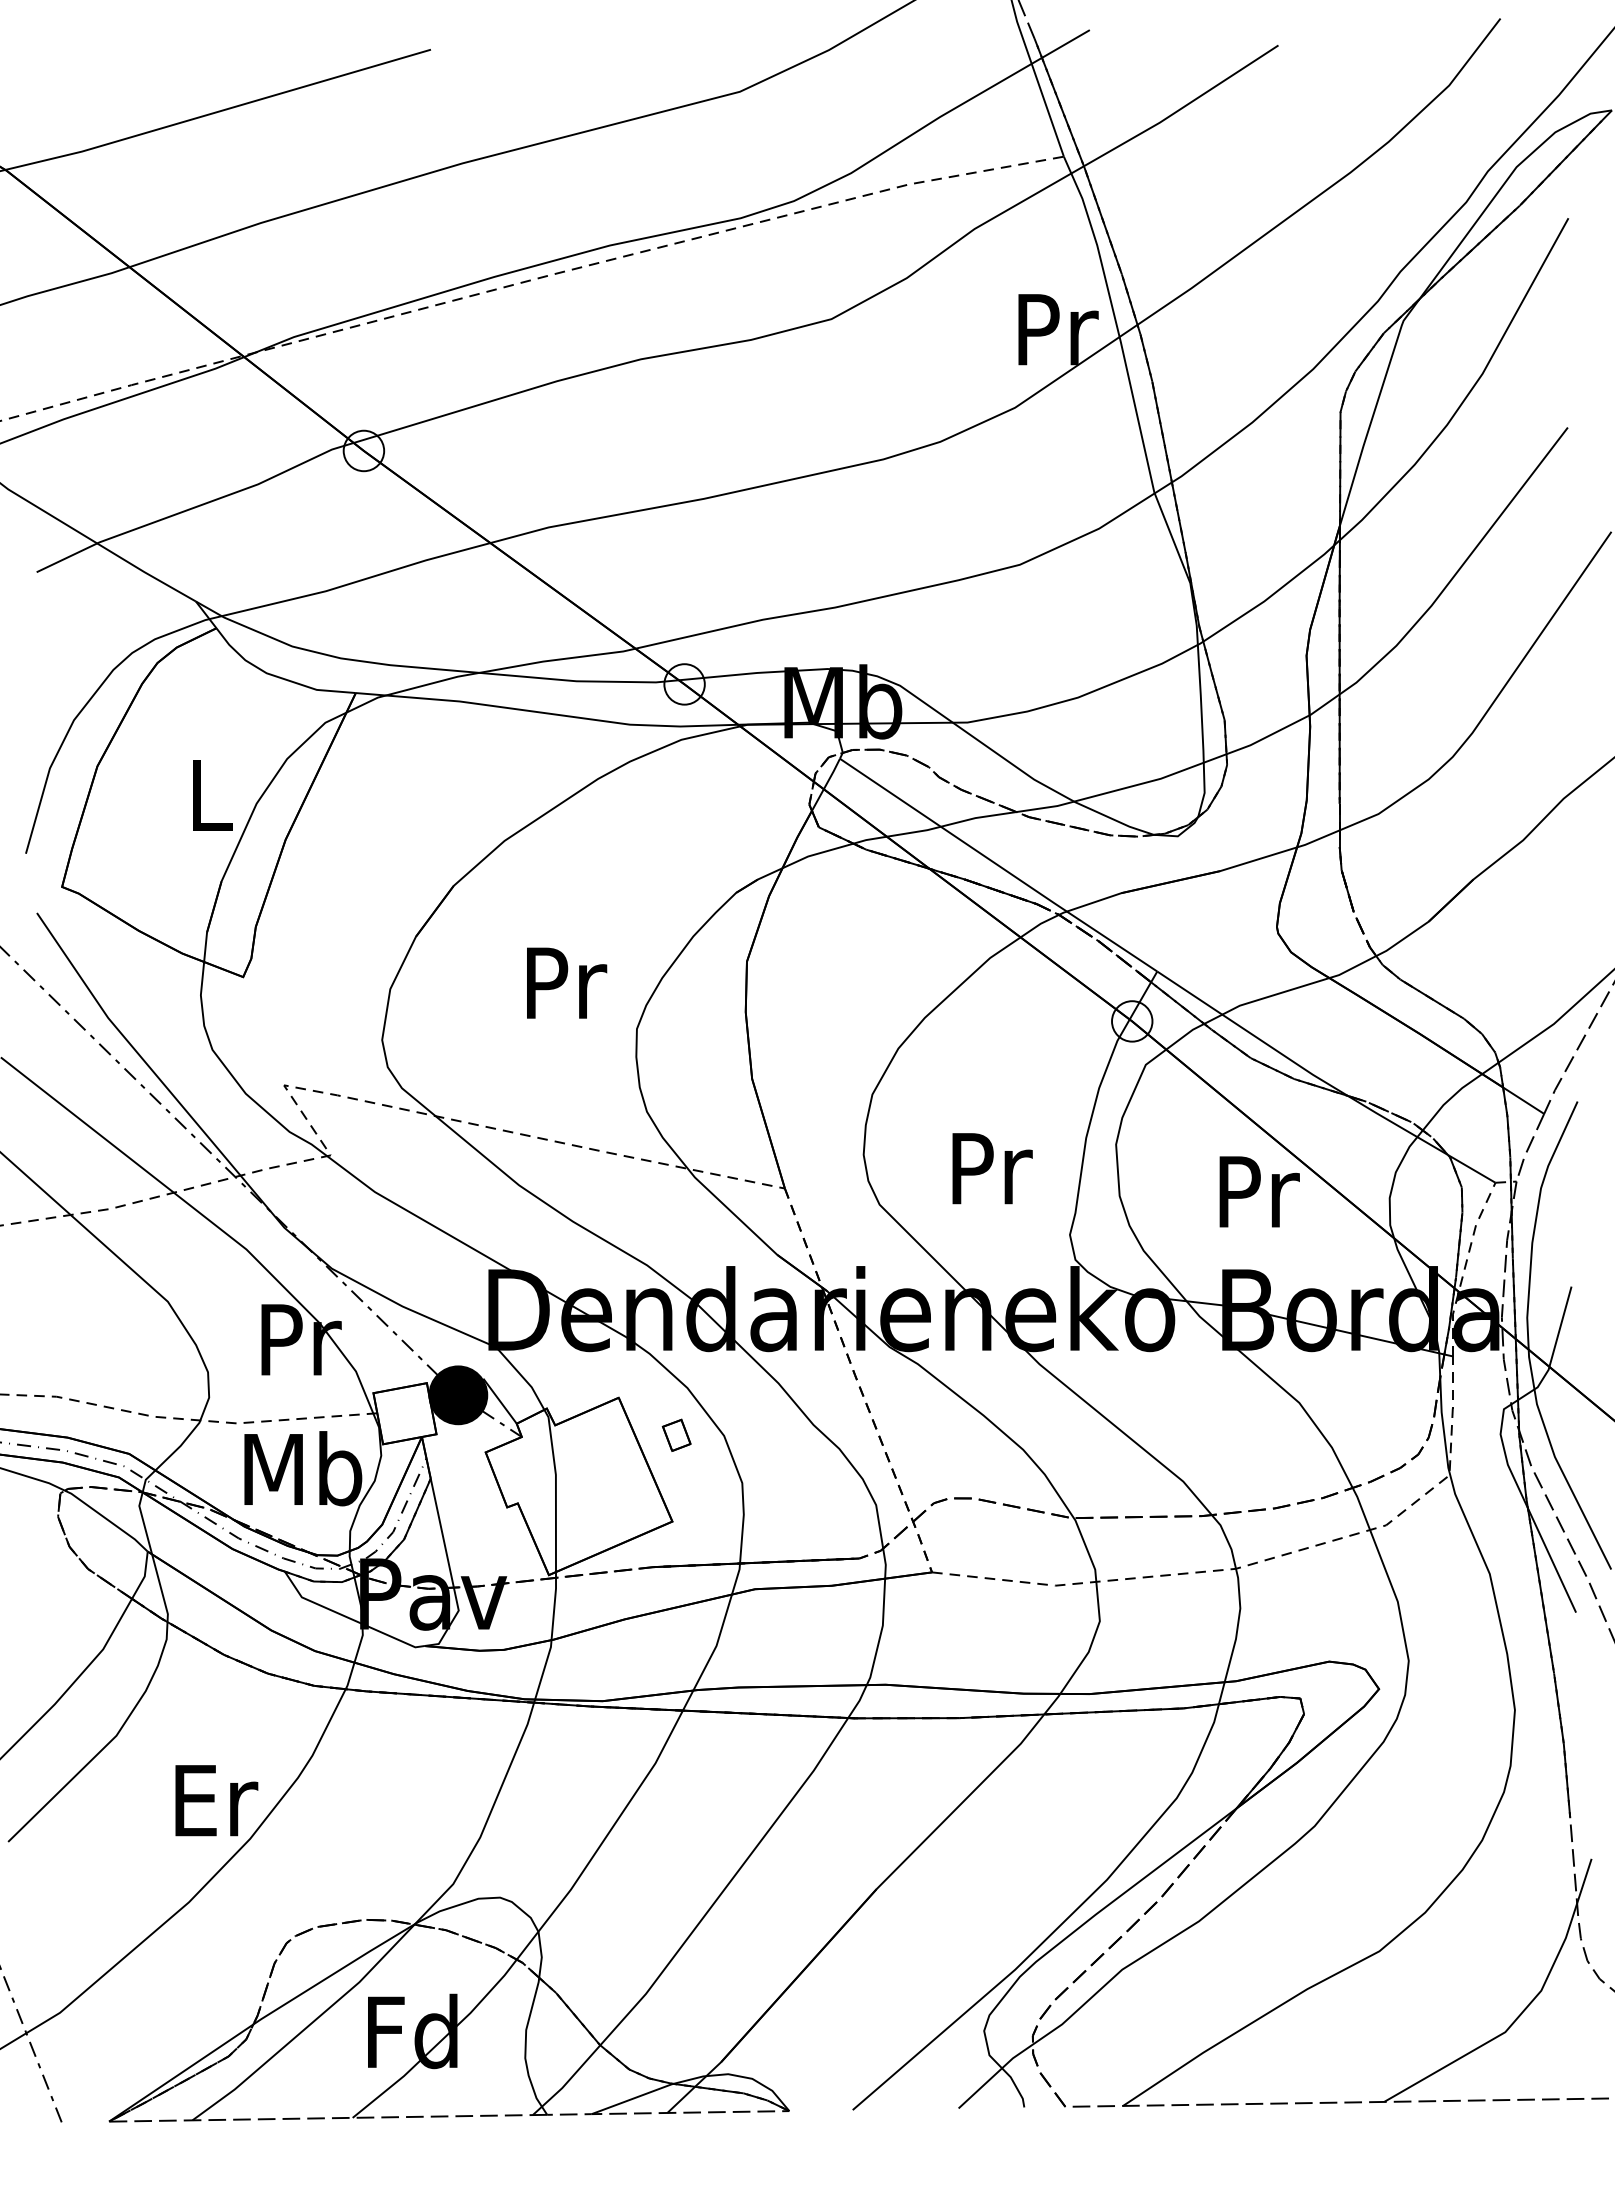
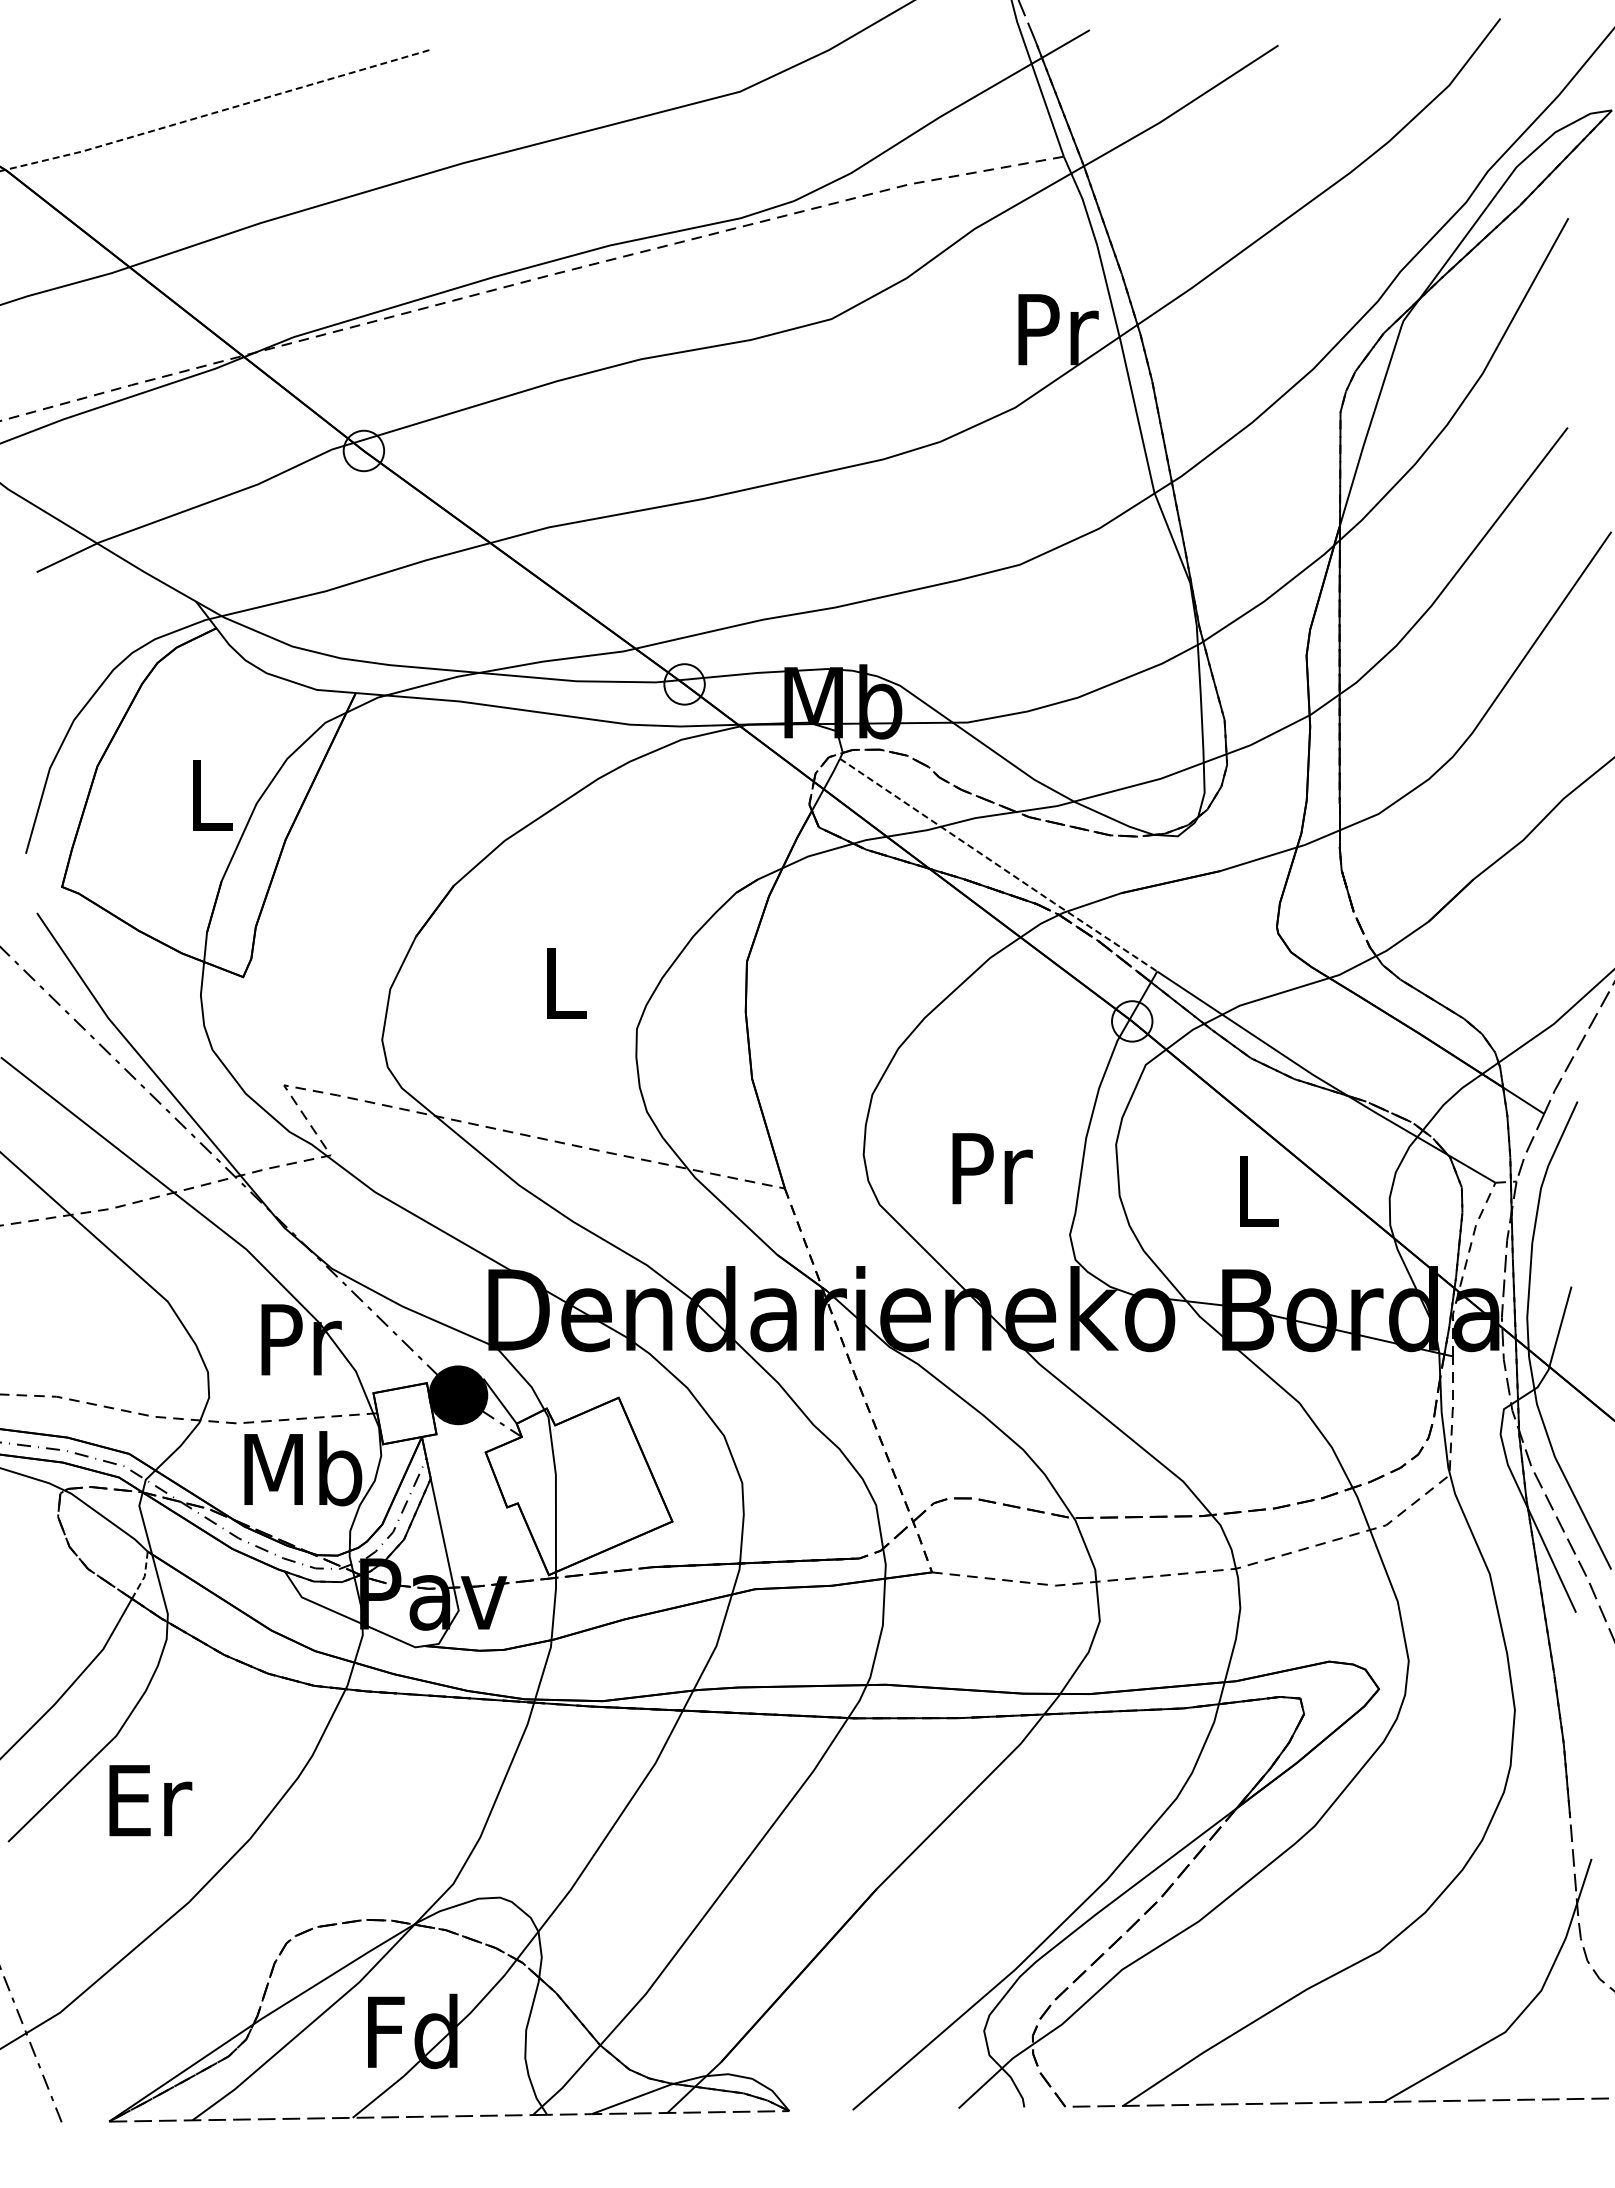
line: solid -> dashed (216, 112)
line: solid -> dashed (998, 865)
text: Pr -> L (567, 982)
text: Pr -> L (1259, 1191)
part: present -> none (676, 1434)
line: solid -> dashed (144, 1576)
text position: (216, 1800) -> (150, 1800) (150, 1800)
